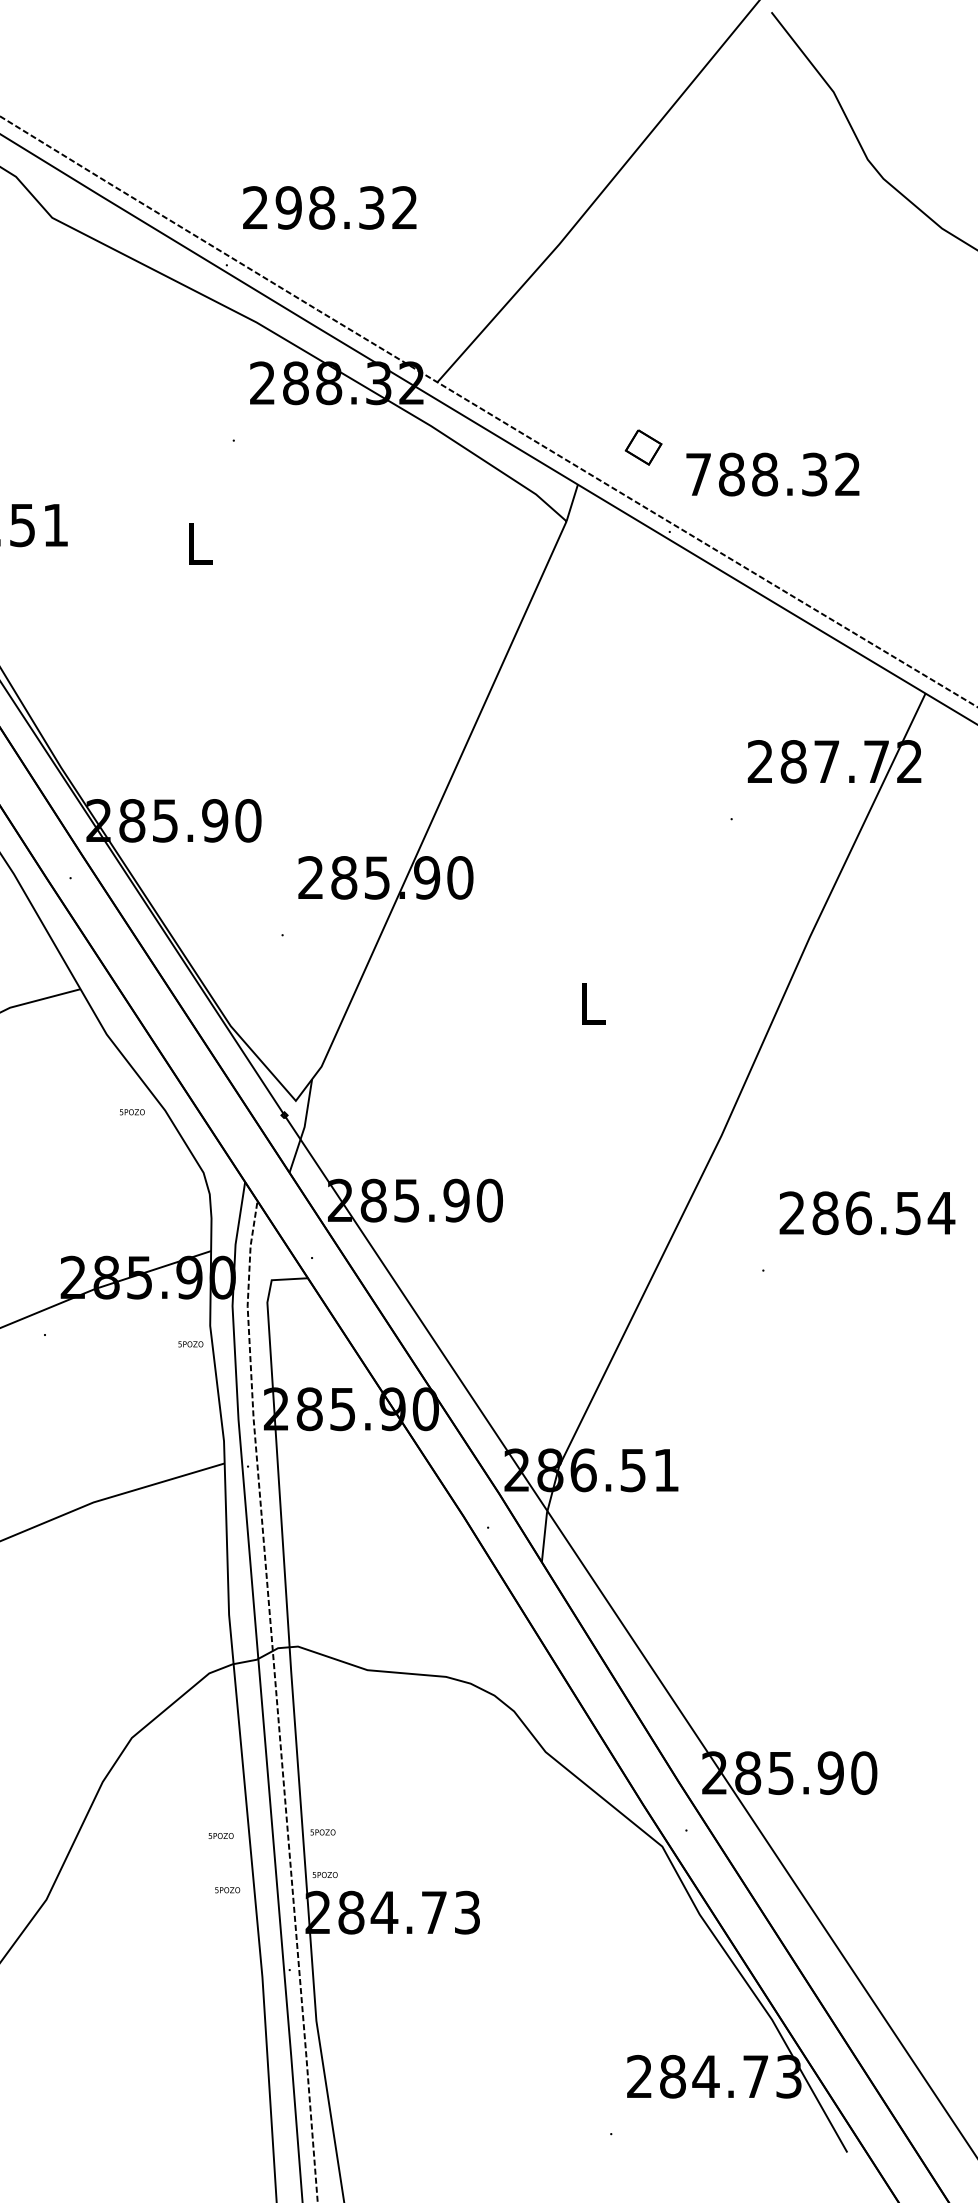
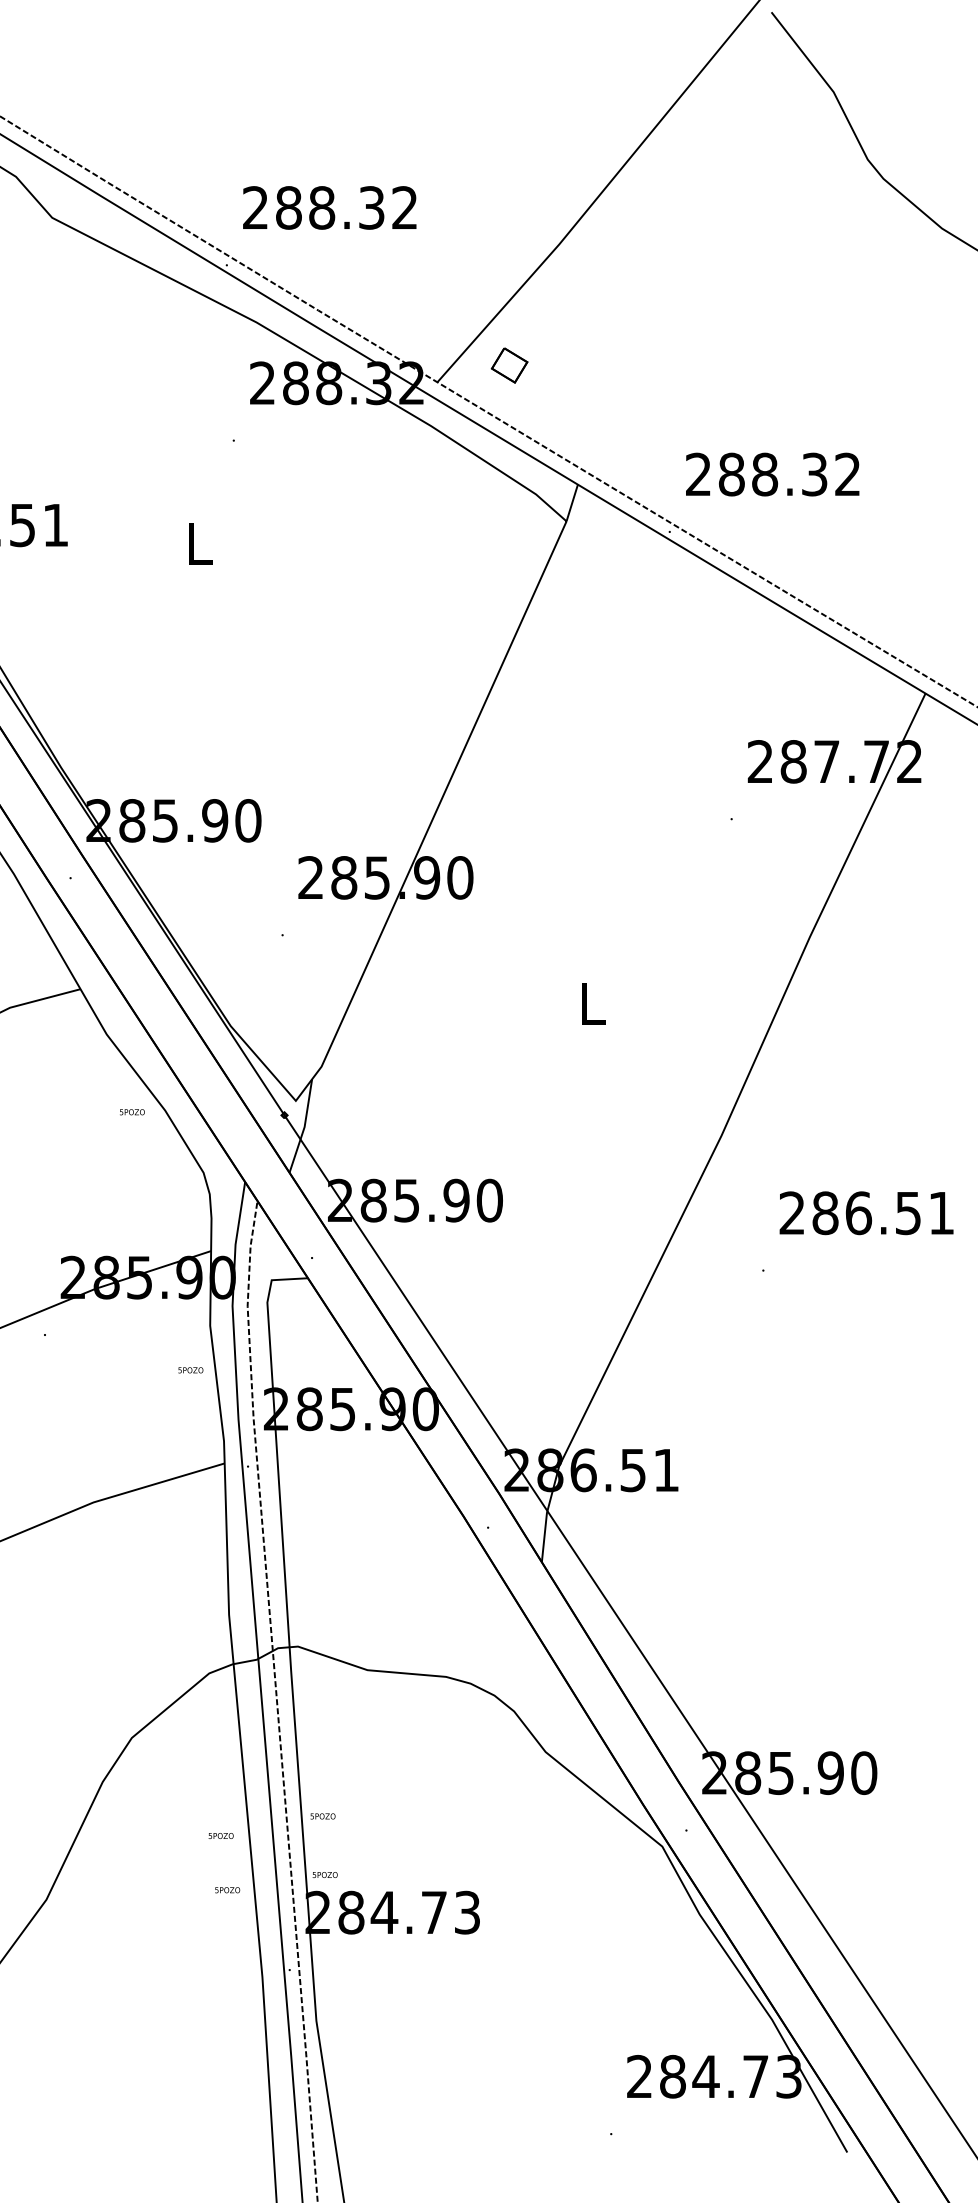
text: 298.32 -> 288.32 (288, 207)
part position: (643, 447) -> (509, 365) (509, 365)
text: 788.32 -> 288.32 (698, 473)
text: 286.54 -> 286.51 (941, 1213)
text position: (190, 1344) -> (190, 1370) (190, 1370)
text position: (322, 1832) -> (322, 1816) (322, 1816)
